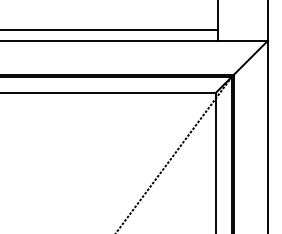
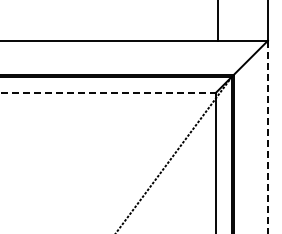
line: present -> none (109, 30)
line: solid -> dashed (107, 93)
line: solid -> dashed (267, 137)
